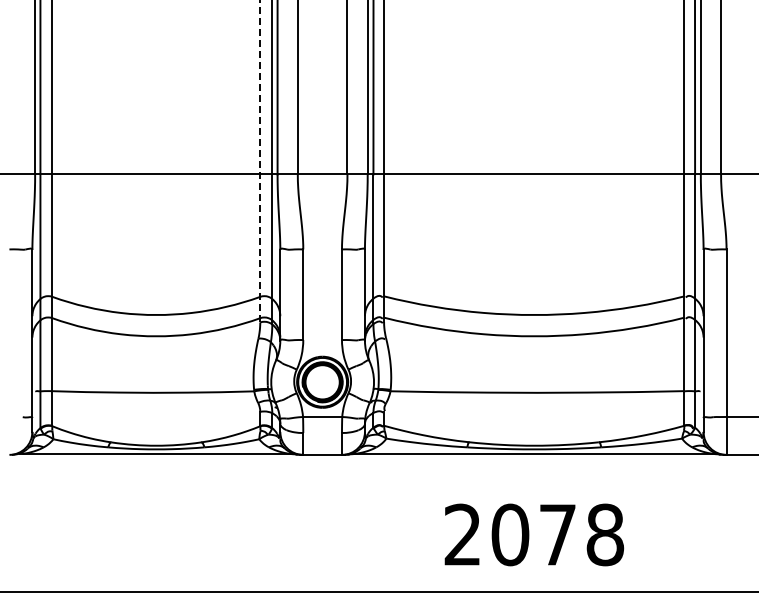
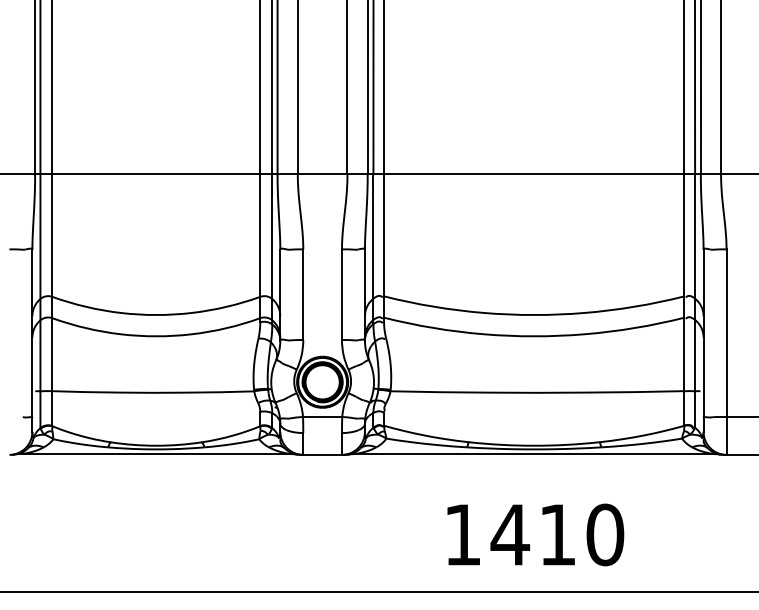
line: dashed -> solid (260, 161)
text: 2078 -> 1410 (534, 534)
